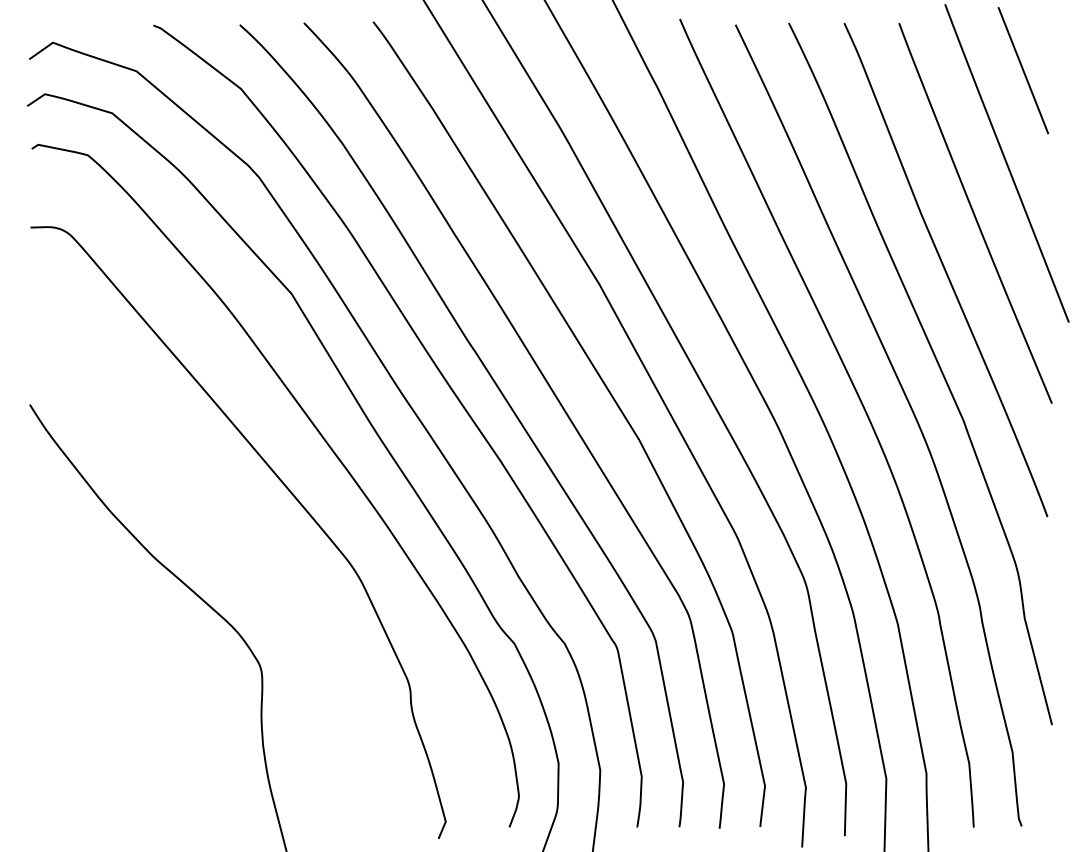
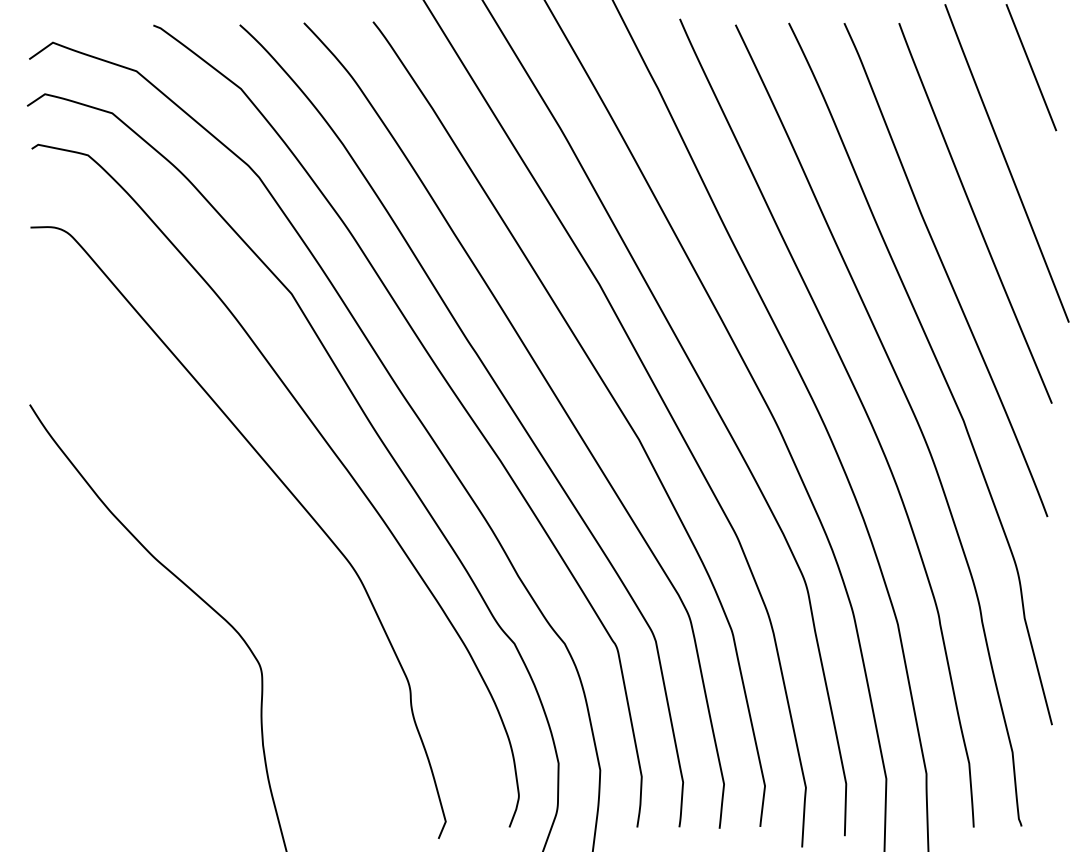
line position: (1023, 70) -> (1031, 67) (1031, 67)
